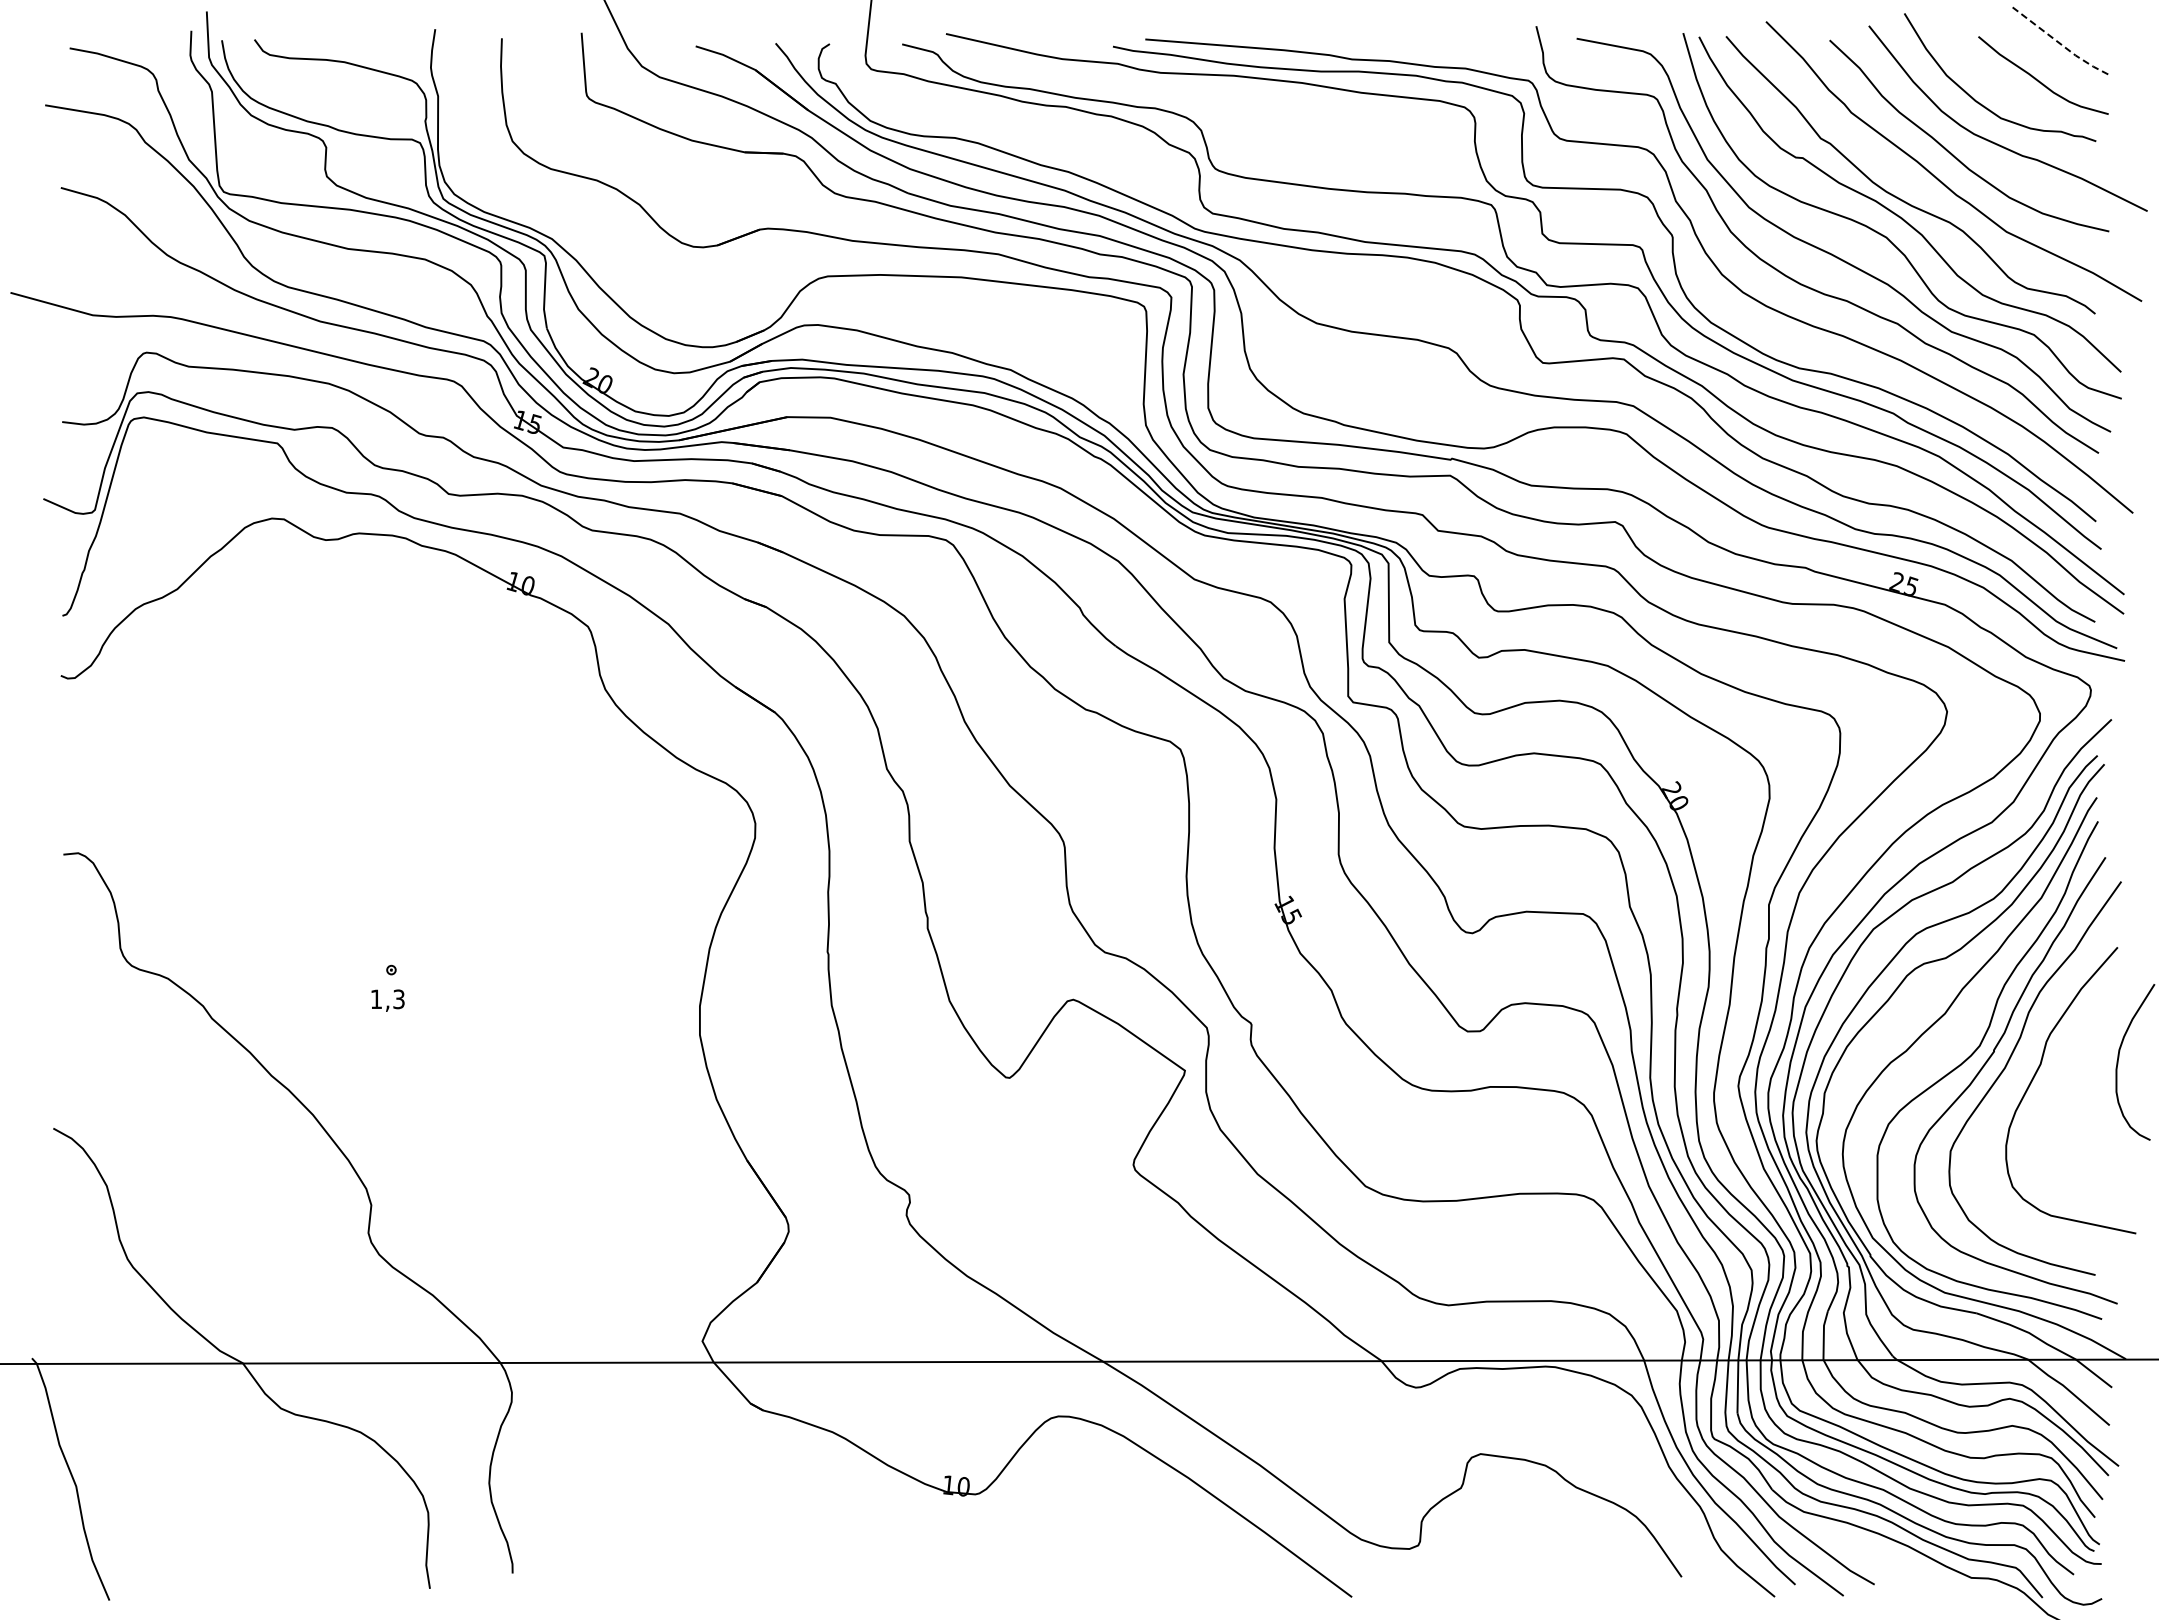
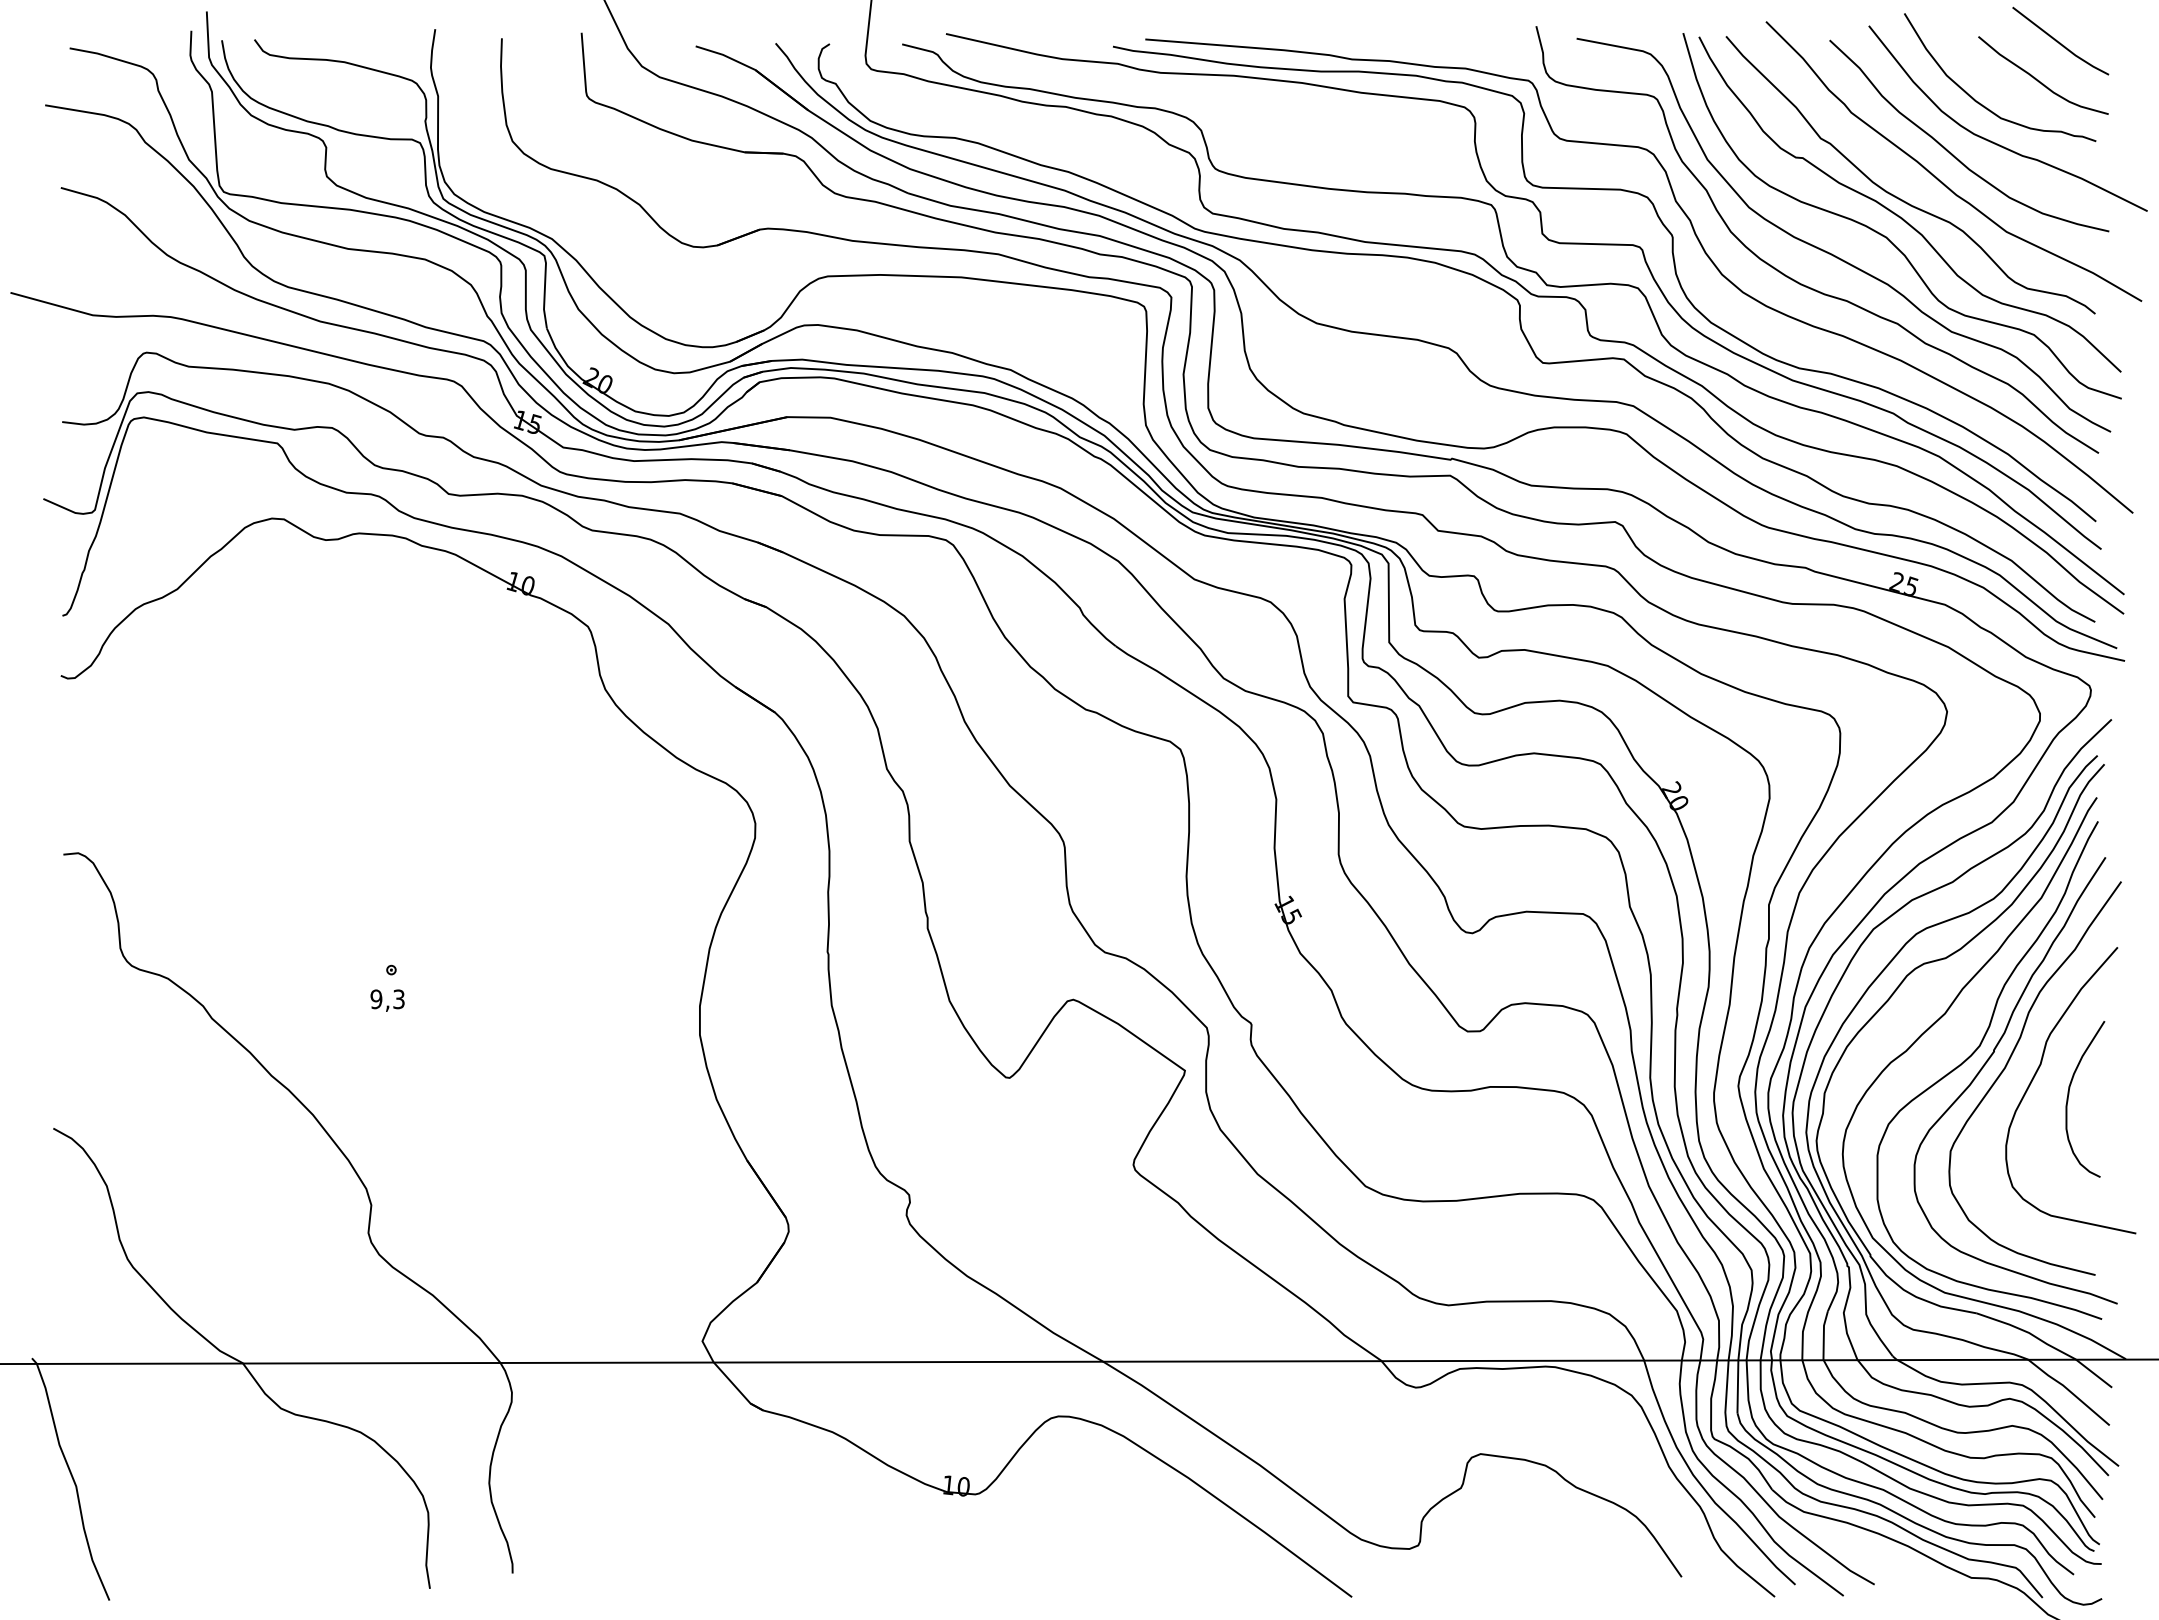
line: dashed -> solid (2060, 44)
text: 1,3 -> 9,3 (376, 999)
curve position: (2119, 1057) -> (2069, 1094) (2069, 1094)
